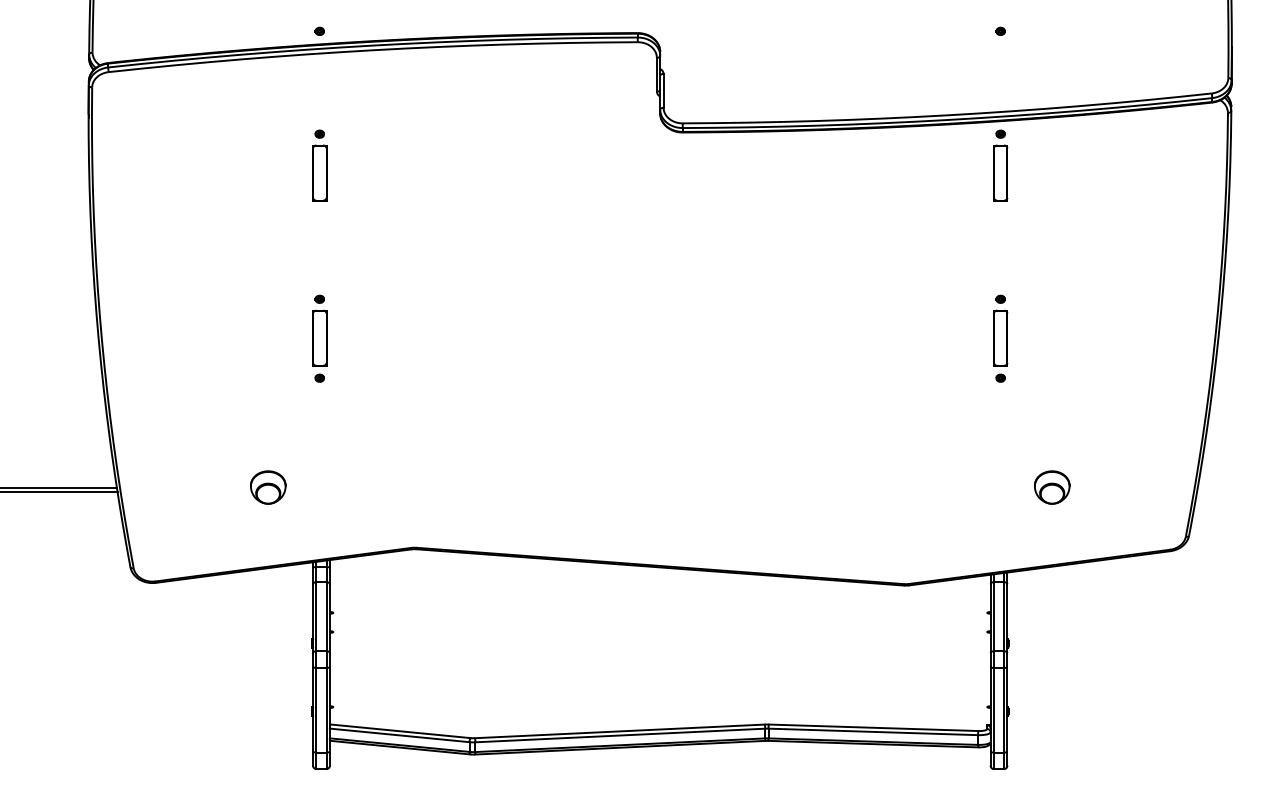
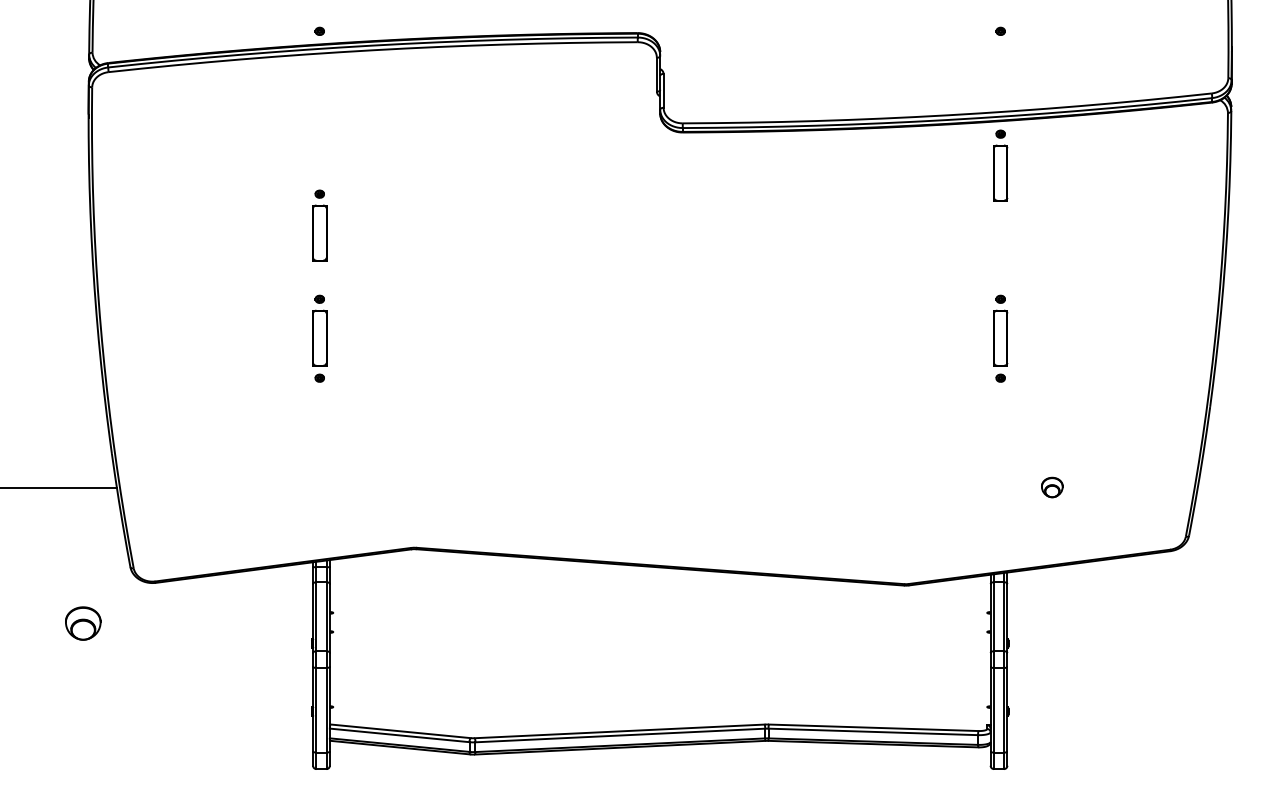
part position: (319, 165) -> (319, 225) (319, 225)
part position: (268, 487) -> (83, 623) (83, 623)
part size: 37x35 px -> 23x23 px (1052, 487)
line: present -> none (59, 491)
